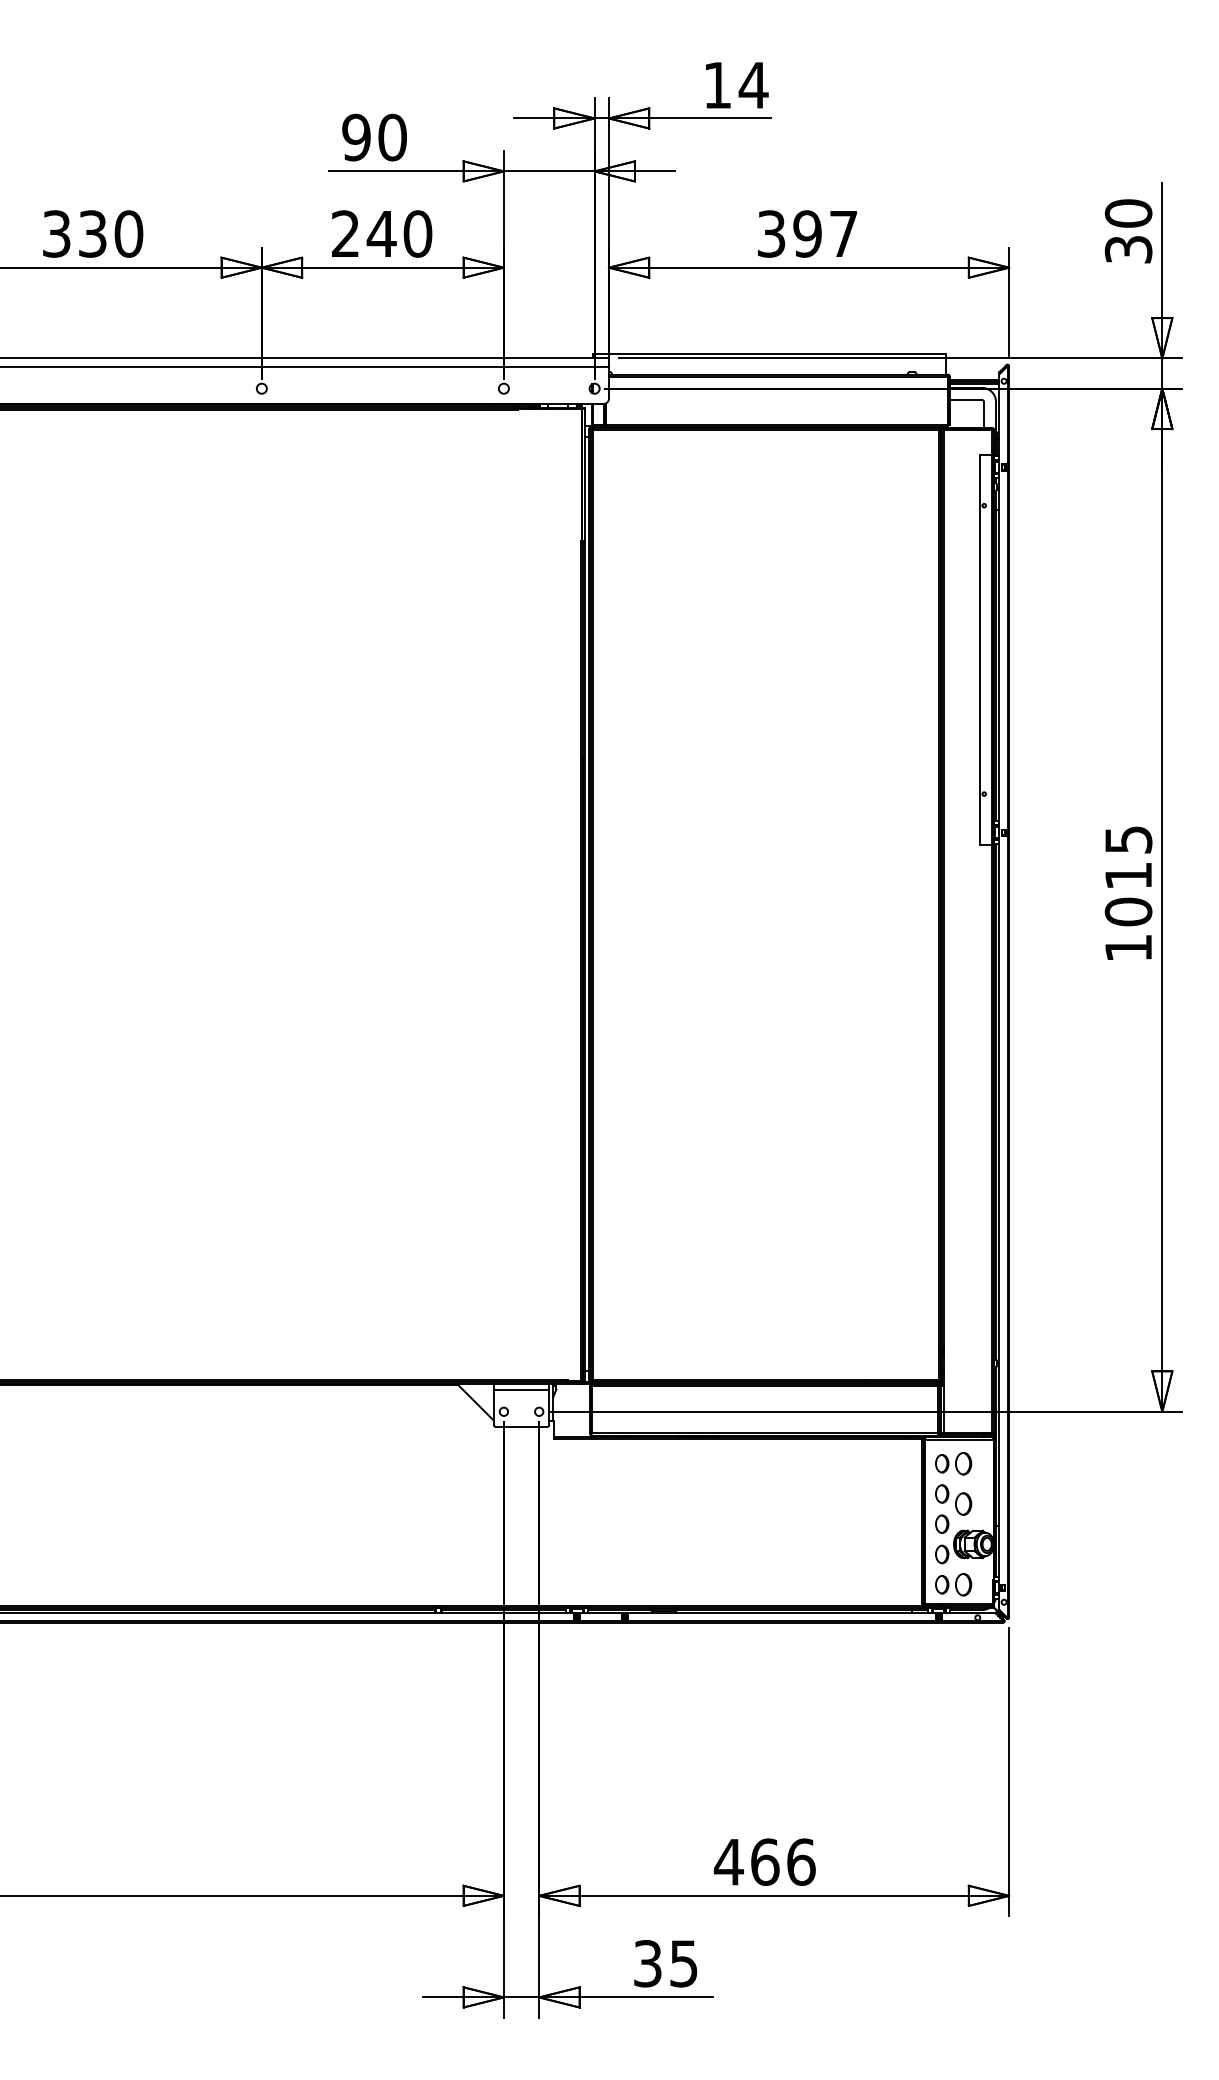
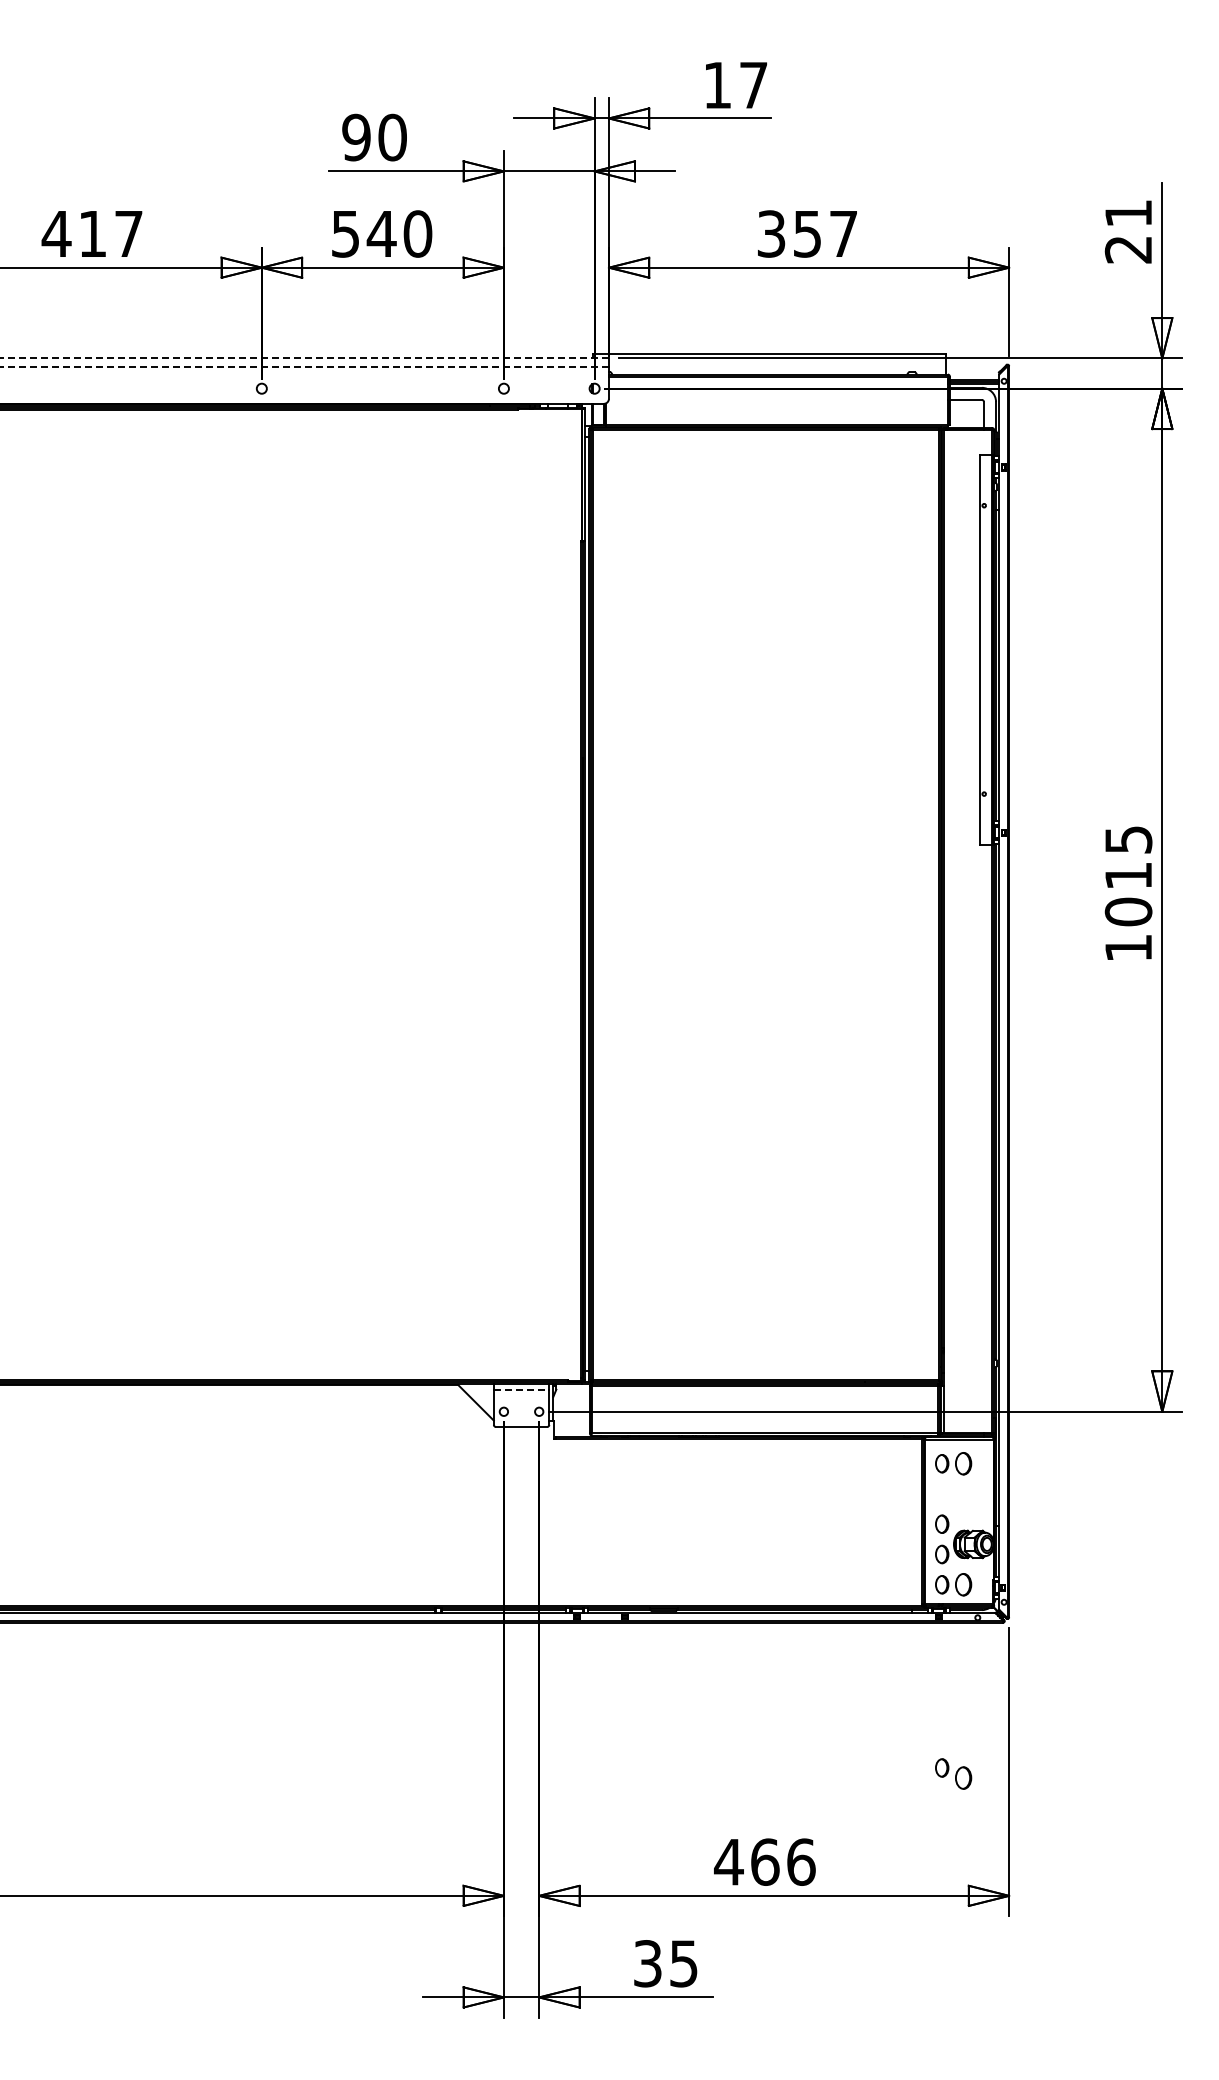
text: 14 -> 17 (753, 85)
text: 30 -> 21 (1128, 231)
text: 330 -> 417 (92, 233)
text: 240 -> 540 (345, 233)
text: 397 -> 357 (807, 233)
line: solid -> dashed (305, 358)
line: solid -> dashed (304, 366)
line: solid -> dashed (521, 1389)
part position: (953, 1499) -> (953, 1773) (953, 1773)
